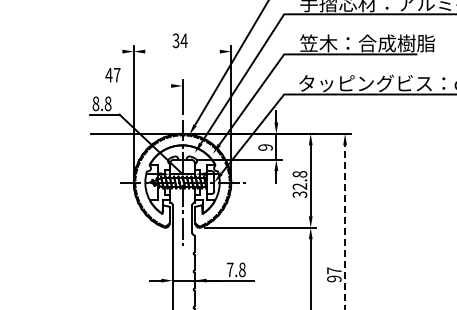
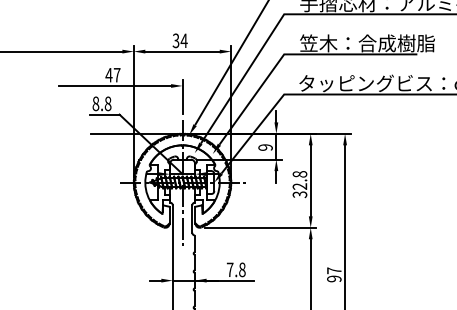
line: none -> present (62, 51)
line: none -> present (182, 51)
line: none -> present (115, 85)
line: dashed -> solid (345, 227)
